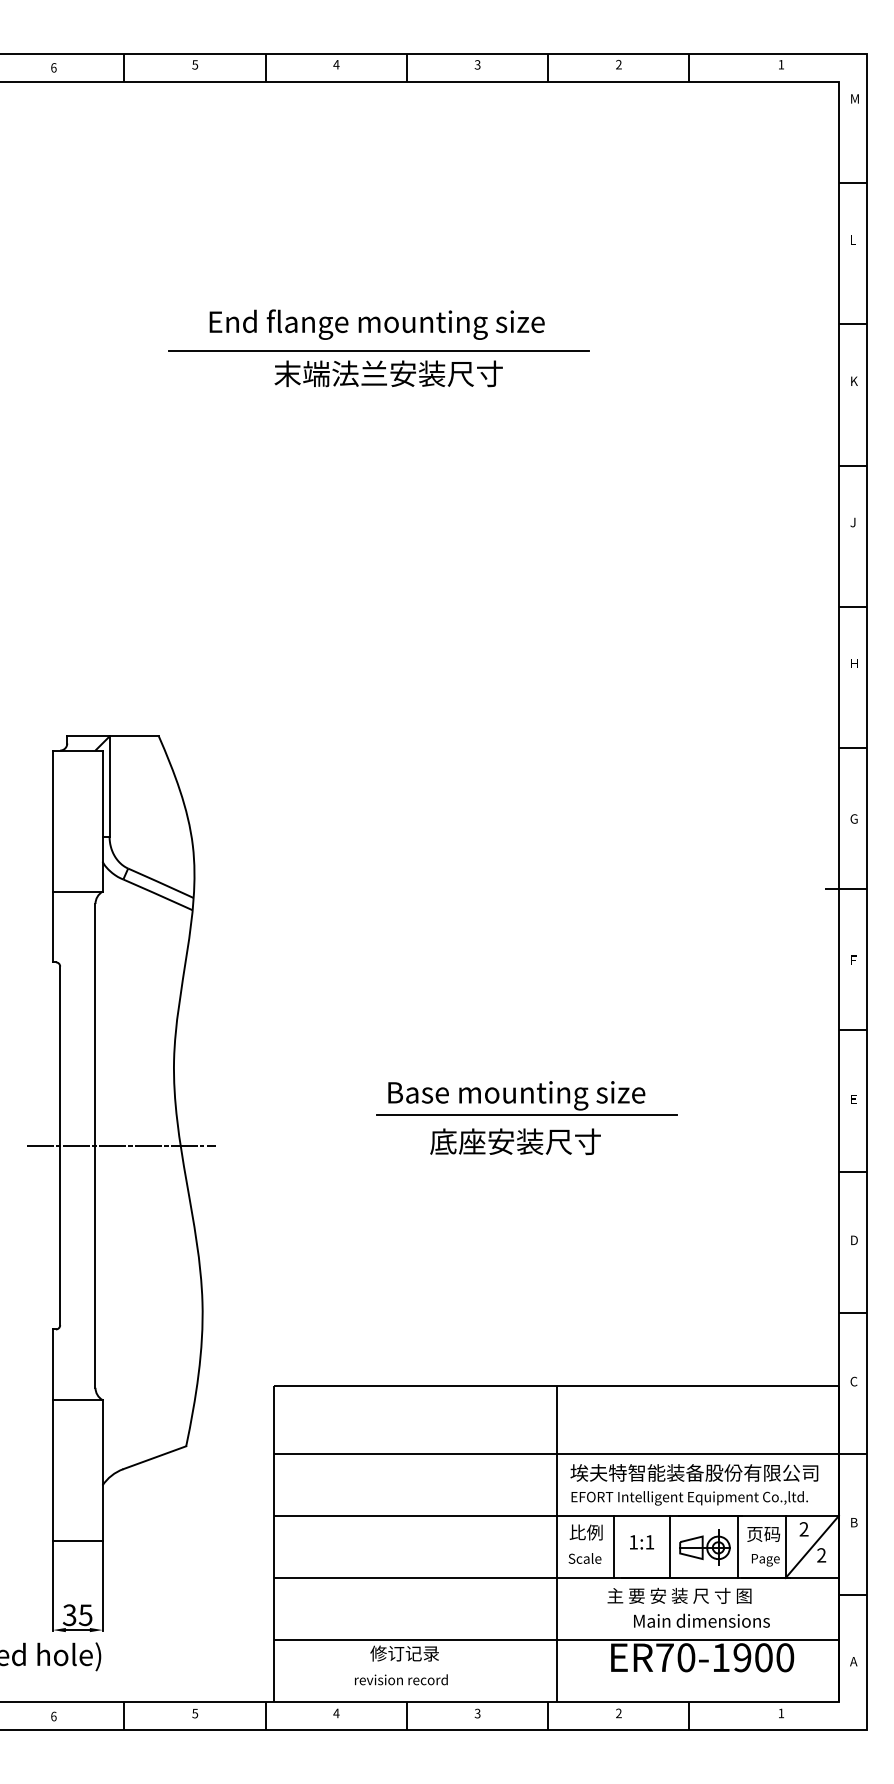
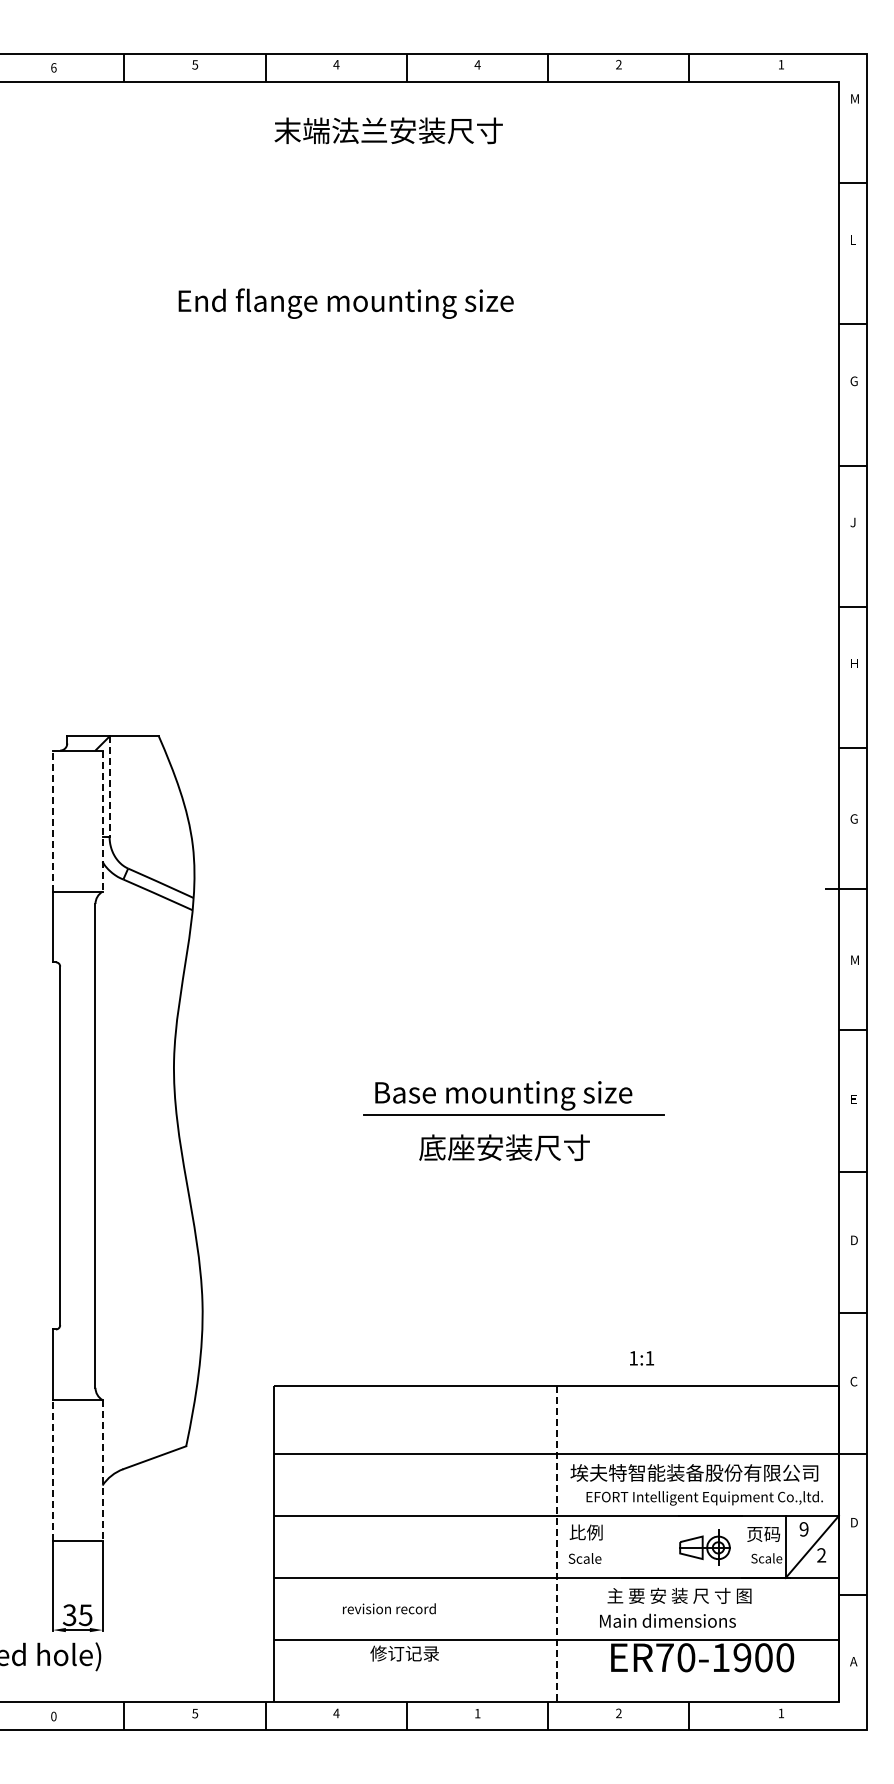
text: 3 -> 4 (477, 64)
text position: (376, 324) -> (345, 303) (345, 303)
line: present -> none (378, 351)
text position: (388, 373) -> (388, 130) (388, 130)
text: K -> G (853, 381)
line: solid -> dashed (109, 787)
line: solid -> dashed (53, 821)
line: solid -> dashed (102, 821)
text: F -> M (854, 959)
part position: (526, 1098) -> (513, 1098) (513, 1098)
text position: (515, 1141) -> (504, 1147) (504, 1147)
line: present -> none (121, 1145)
line: solid -> dashed (53, 1470)
line: solid -> dashed (102, 1470)
text position: (689, 1498) -> (704, 1498) (704, 1498)
text: B -> D (854, 1522)
text: 2 -> 9 (803, 1529)
text position: (641, 1542) -> (641, 1358) (641, 1358)
line: solid -> dashed (556, 1544)
line: present -> none (614, 1546)
line: present -> none (669, 1546)
line: present -> none (737, 1546)
text: Page -> Scale (766, 1559)
text position: (701, 1620) -> (667, 1620) (667, 1620)
text position: (401, 1679) -> (389, 1608) (389, 1608)
text: 3 -> 1 (477, 1713)
text: 6 -> 0 (53, 1715)
